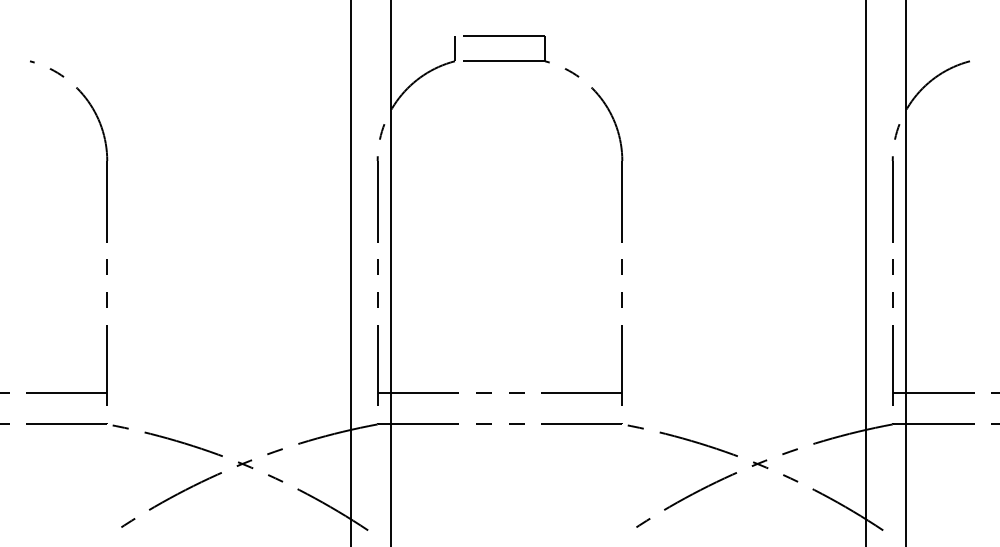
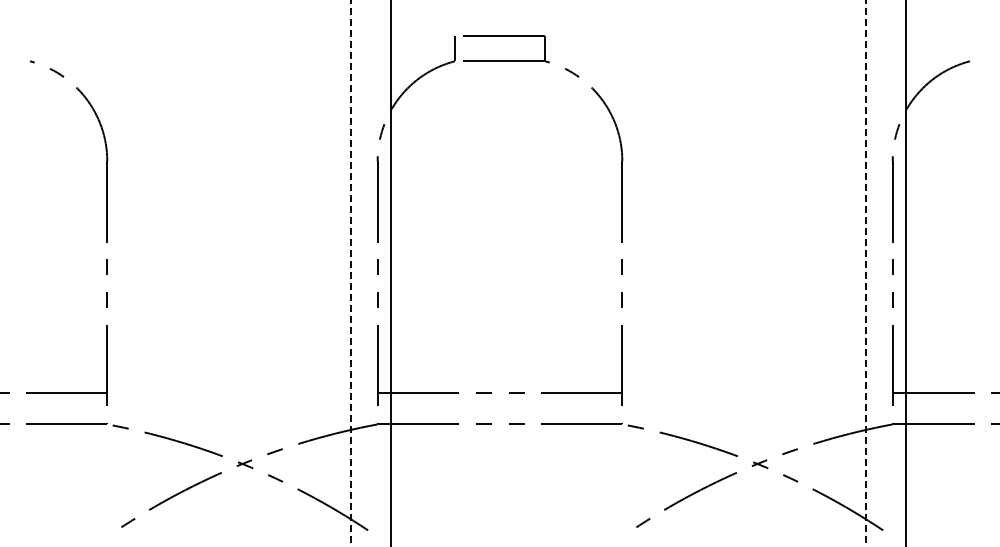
line: solid -> dashed (351, 273)
line: solid -> dashed (866, 273)
